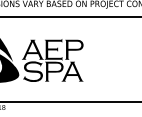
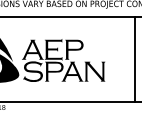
line: none -> present (134, 59)
fill: none -> present (94, 71)
